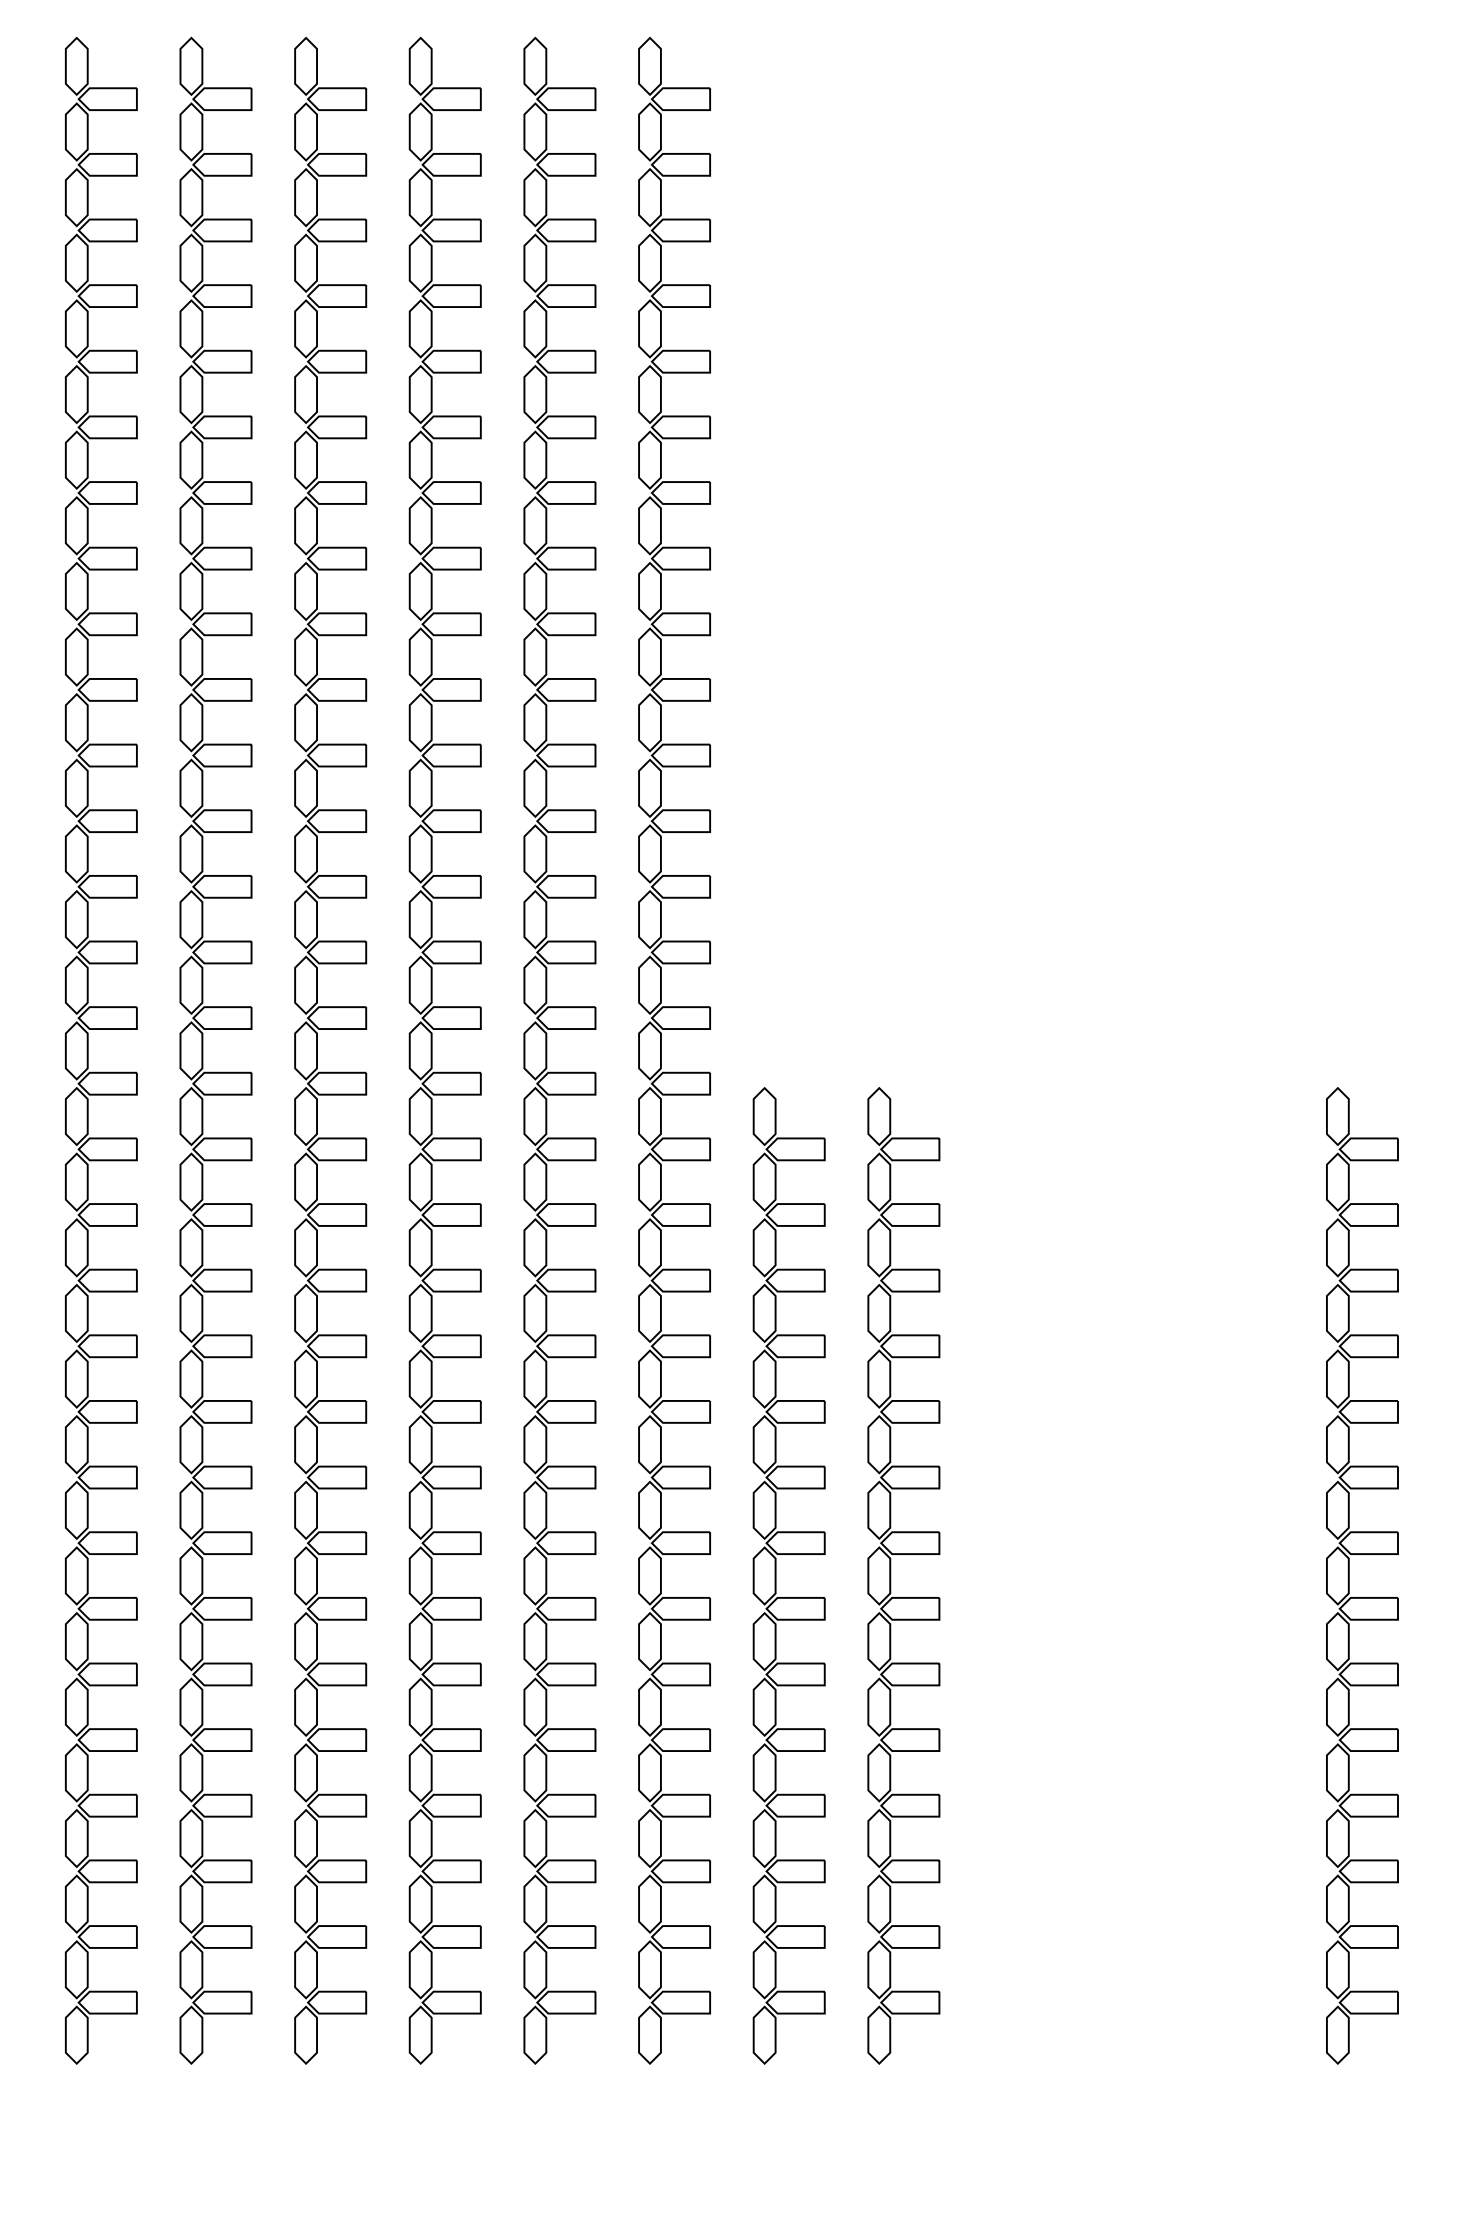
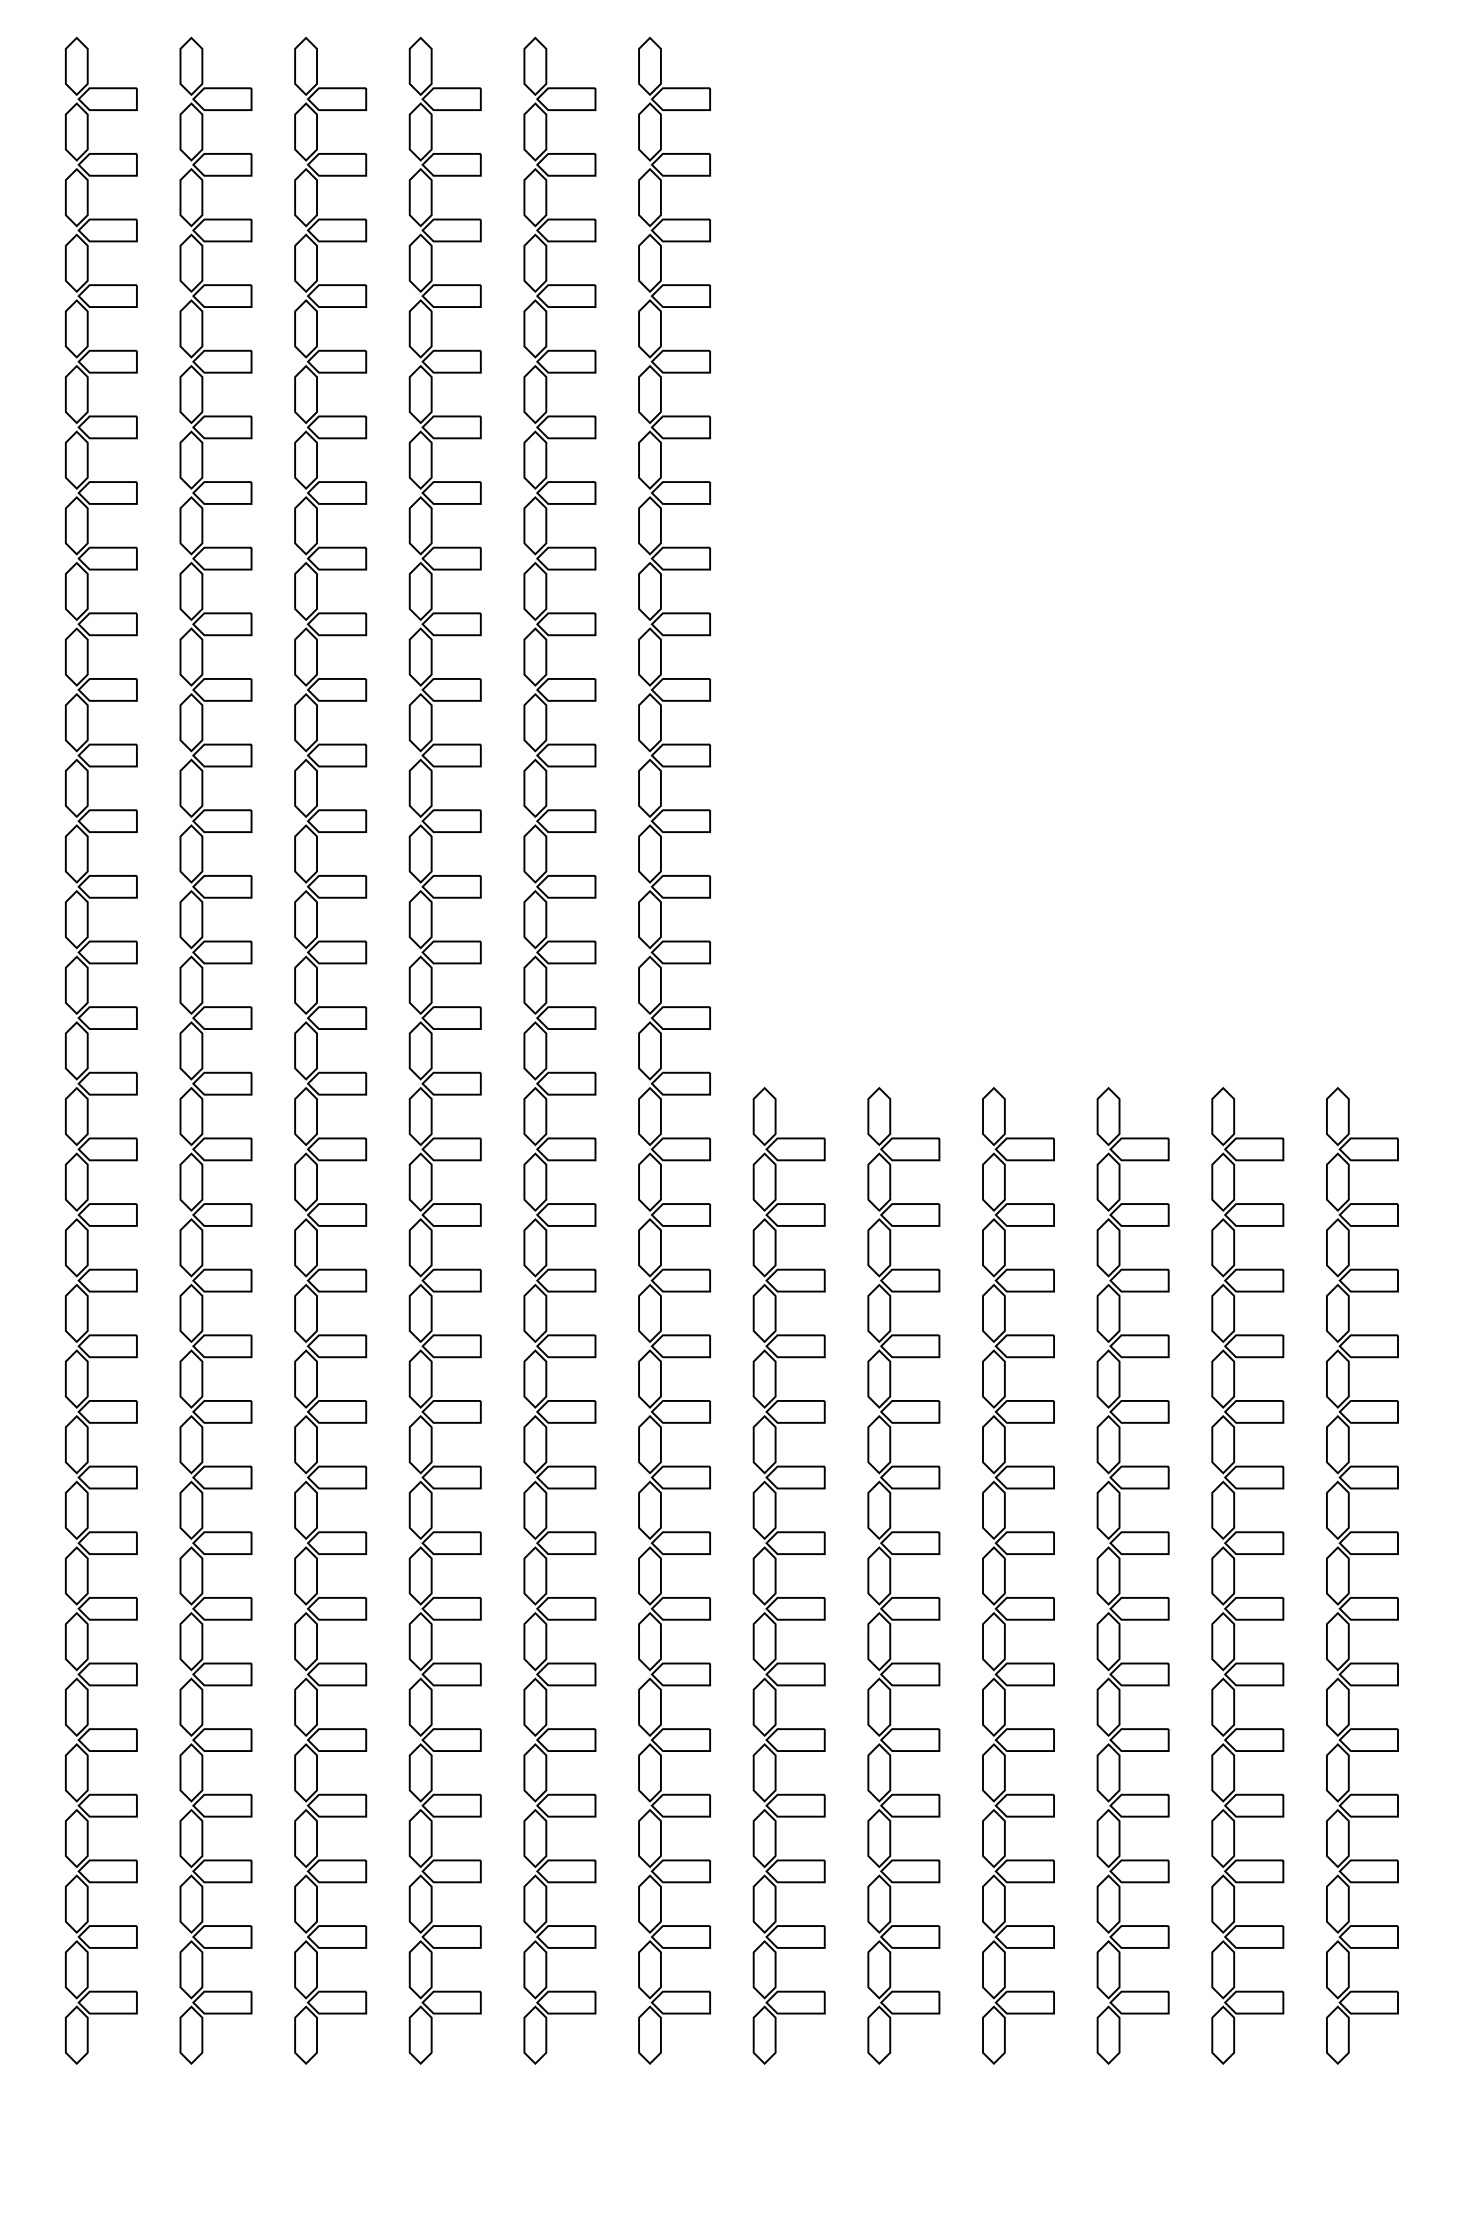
part: none -> present (1005, 1575)
part: none -> present (1120, 1575)
part: none -> present (1235, 1575)
